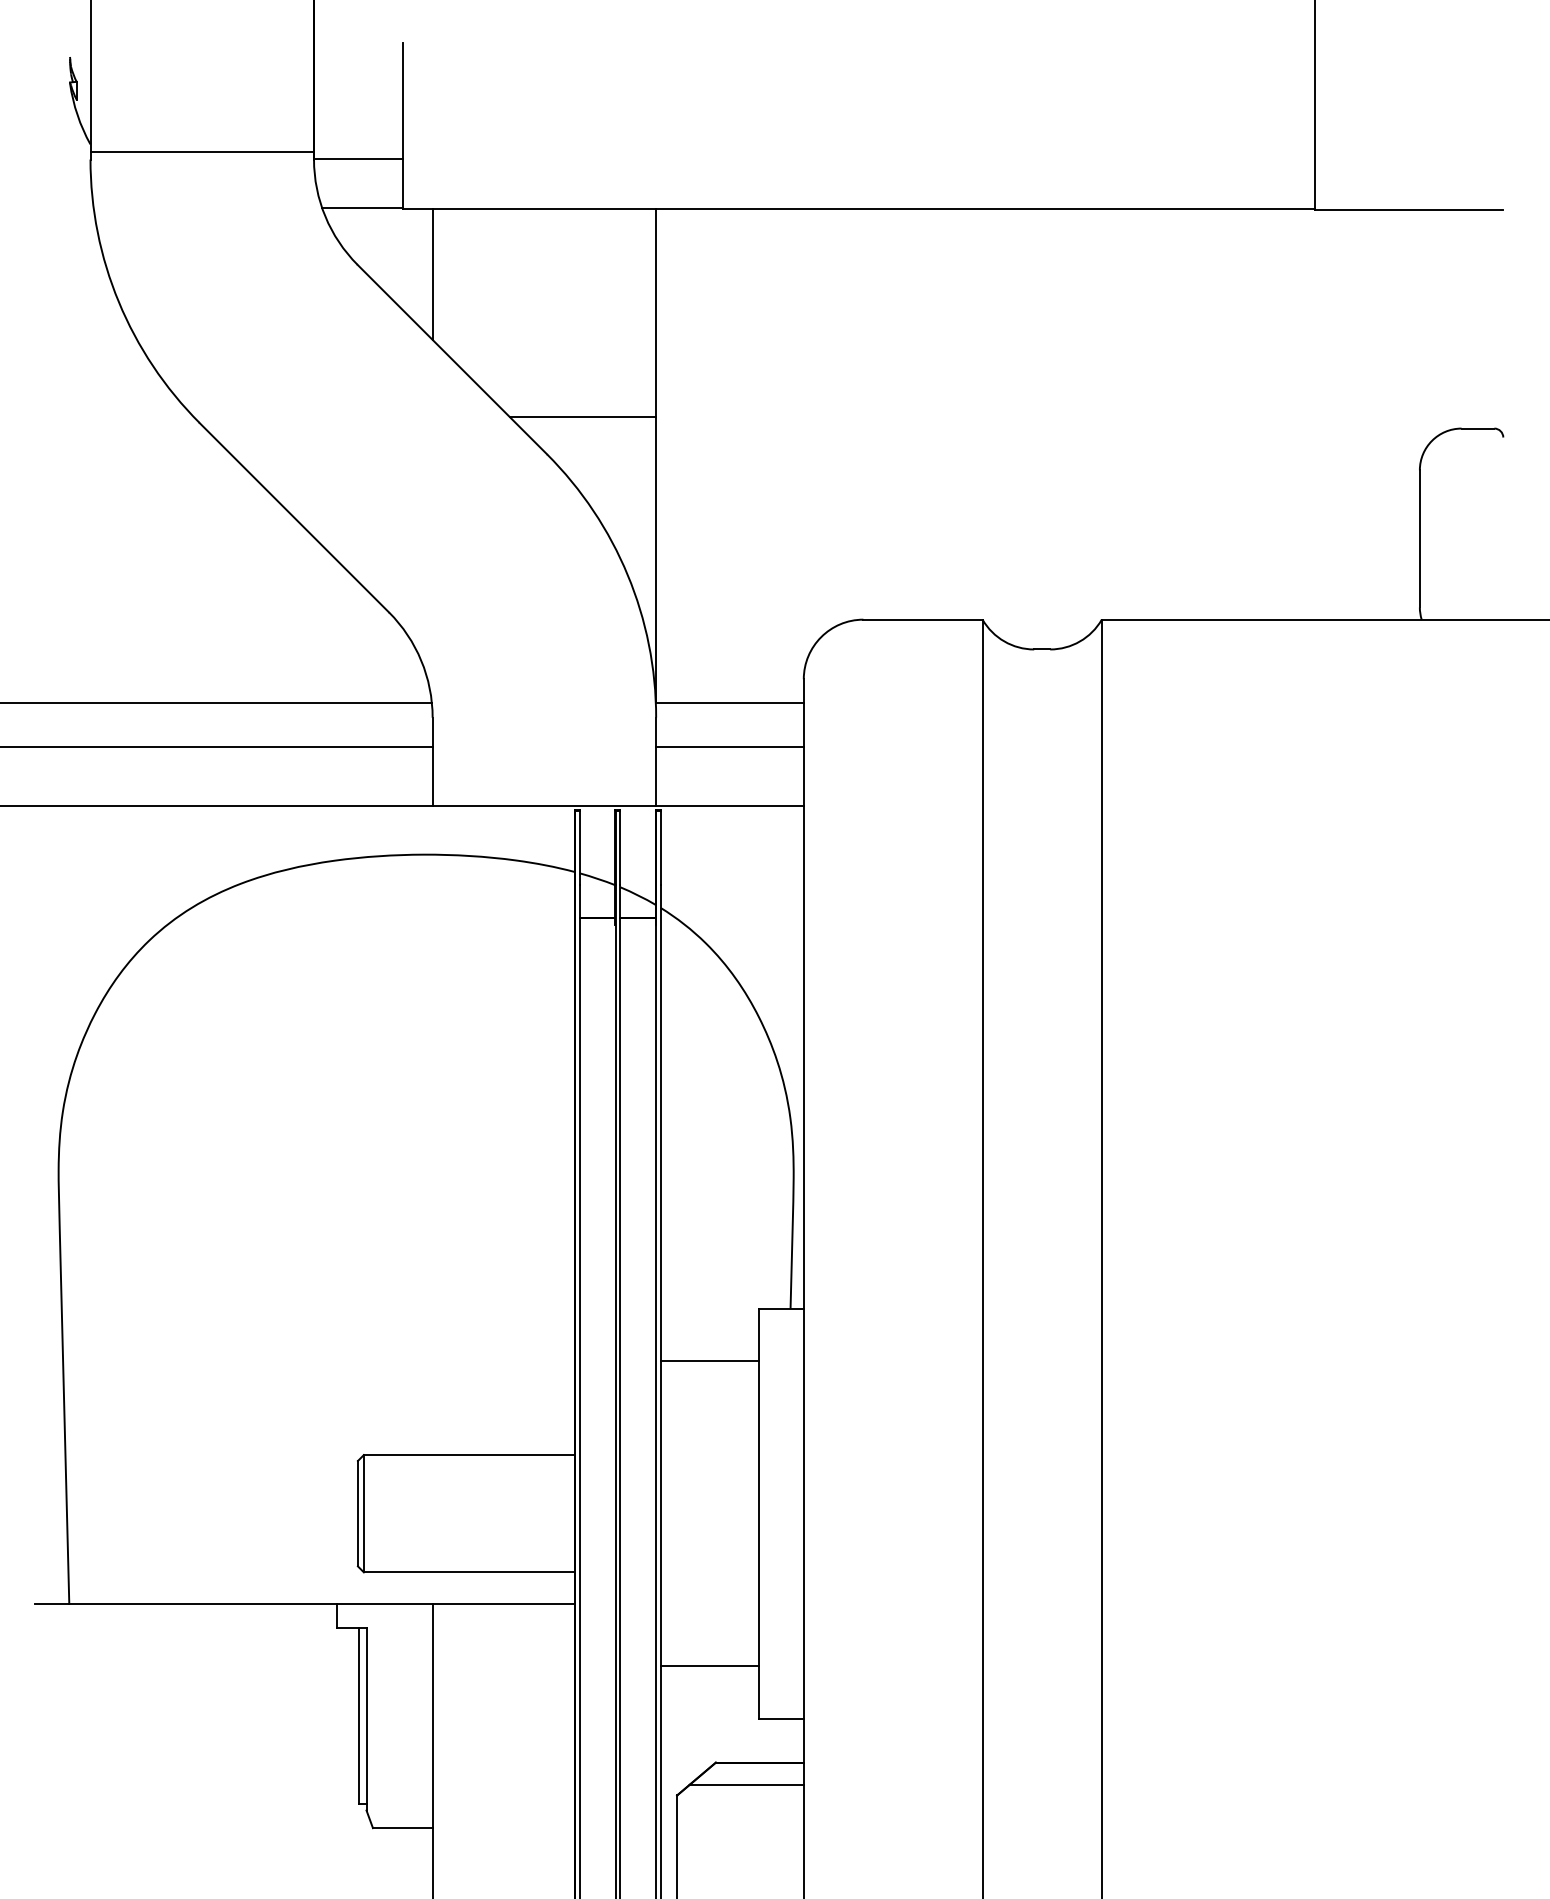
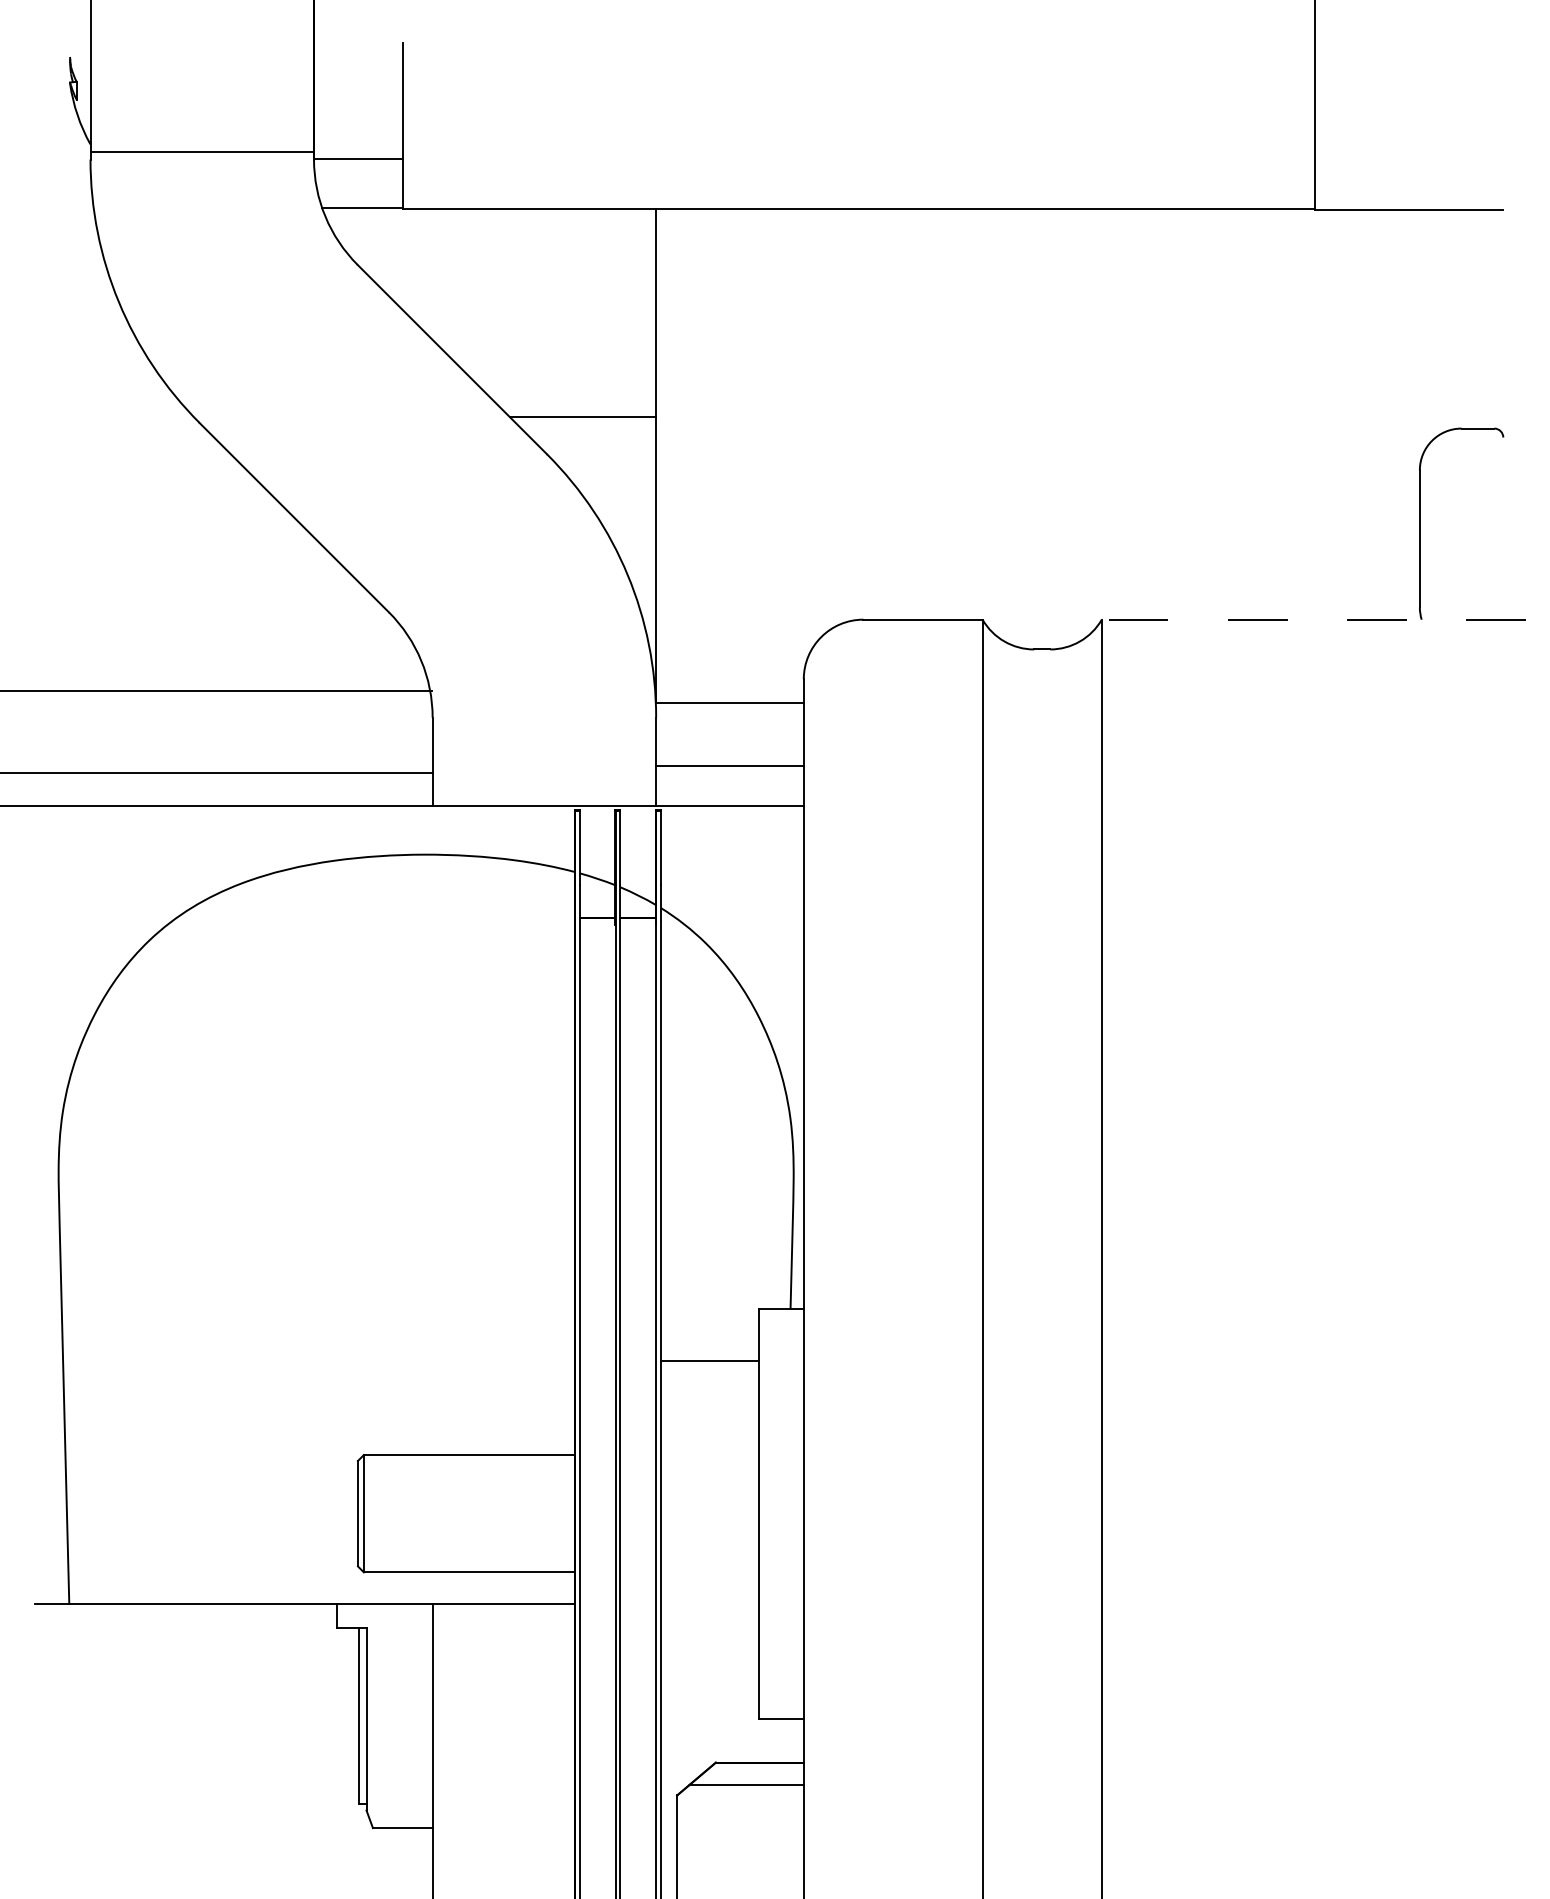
line: present -> none (432, 273)
line: solid -> dashed (1325, 619)
line position: (216, 702) -> (216, 690) (216, 690)
line position: (217, 747) -> (217, 773) (217, 773)
line position: (729, 747) -> (729, 766) (729, 766)
line: present -> none (709, 1666)
